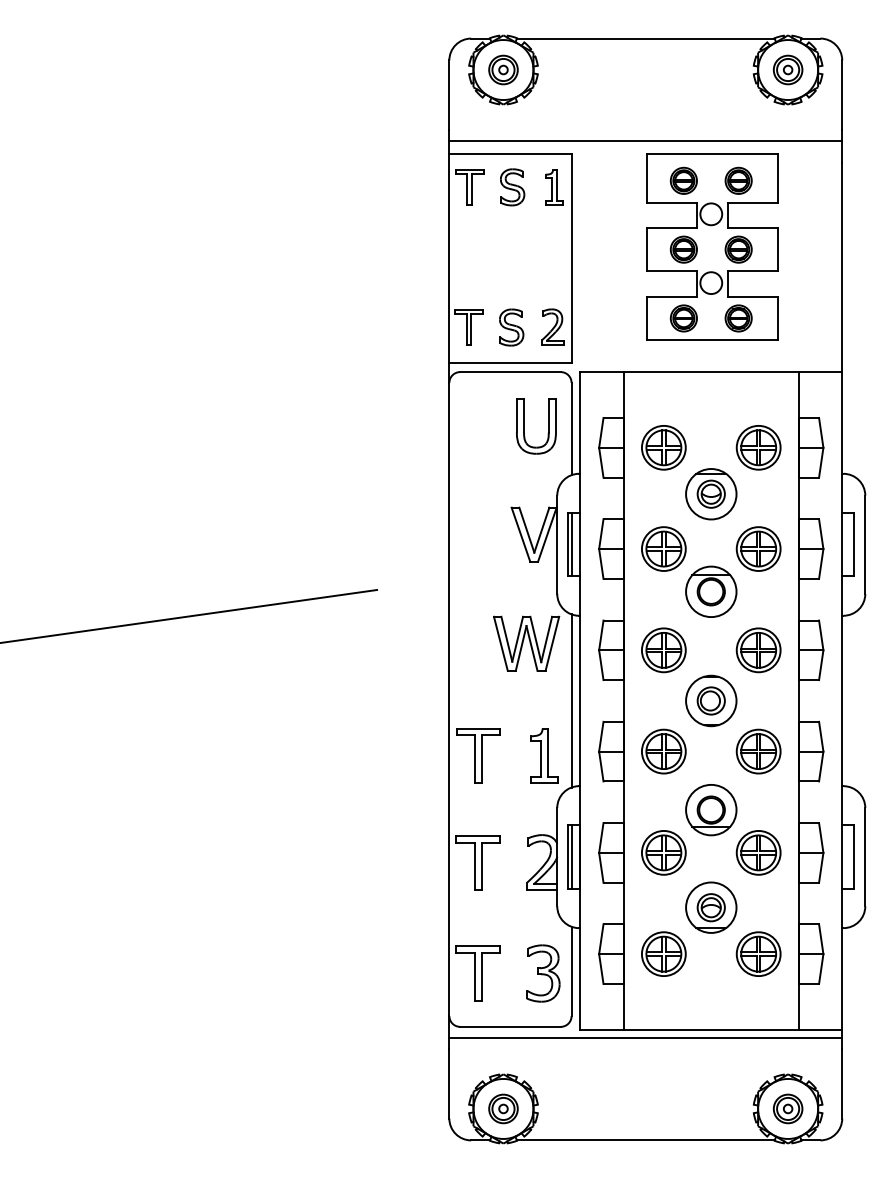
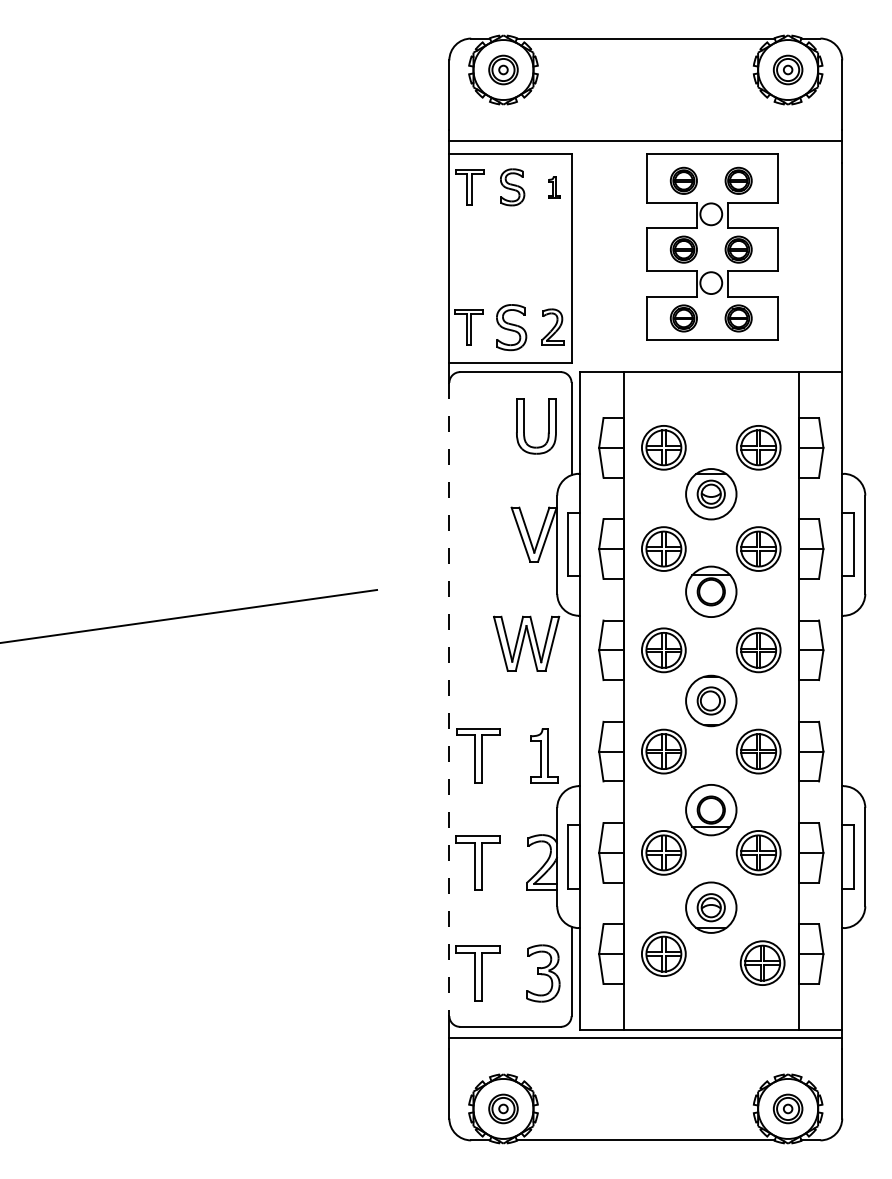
part size: 19x37 px -> 13x23 px (554, 187)
part size: 26x39 px -> 32x48 px (511, 327)
line: present -> none (571, 544)
line: solid -> dashed (449, 699)
line: present -> none (571, 700)
line: present -> none (571, 856)
part position: (758, 953) -> (762, 962) (762, 962)
